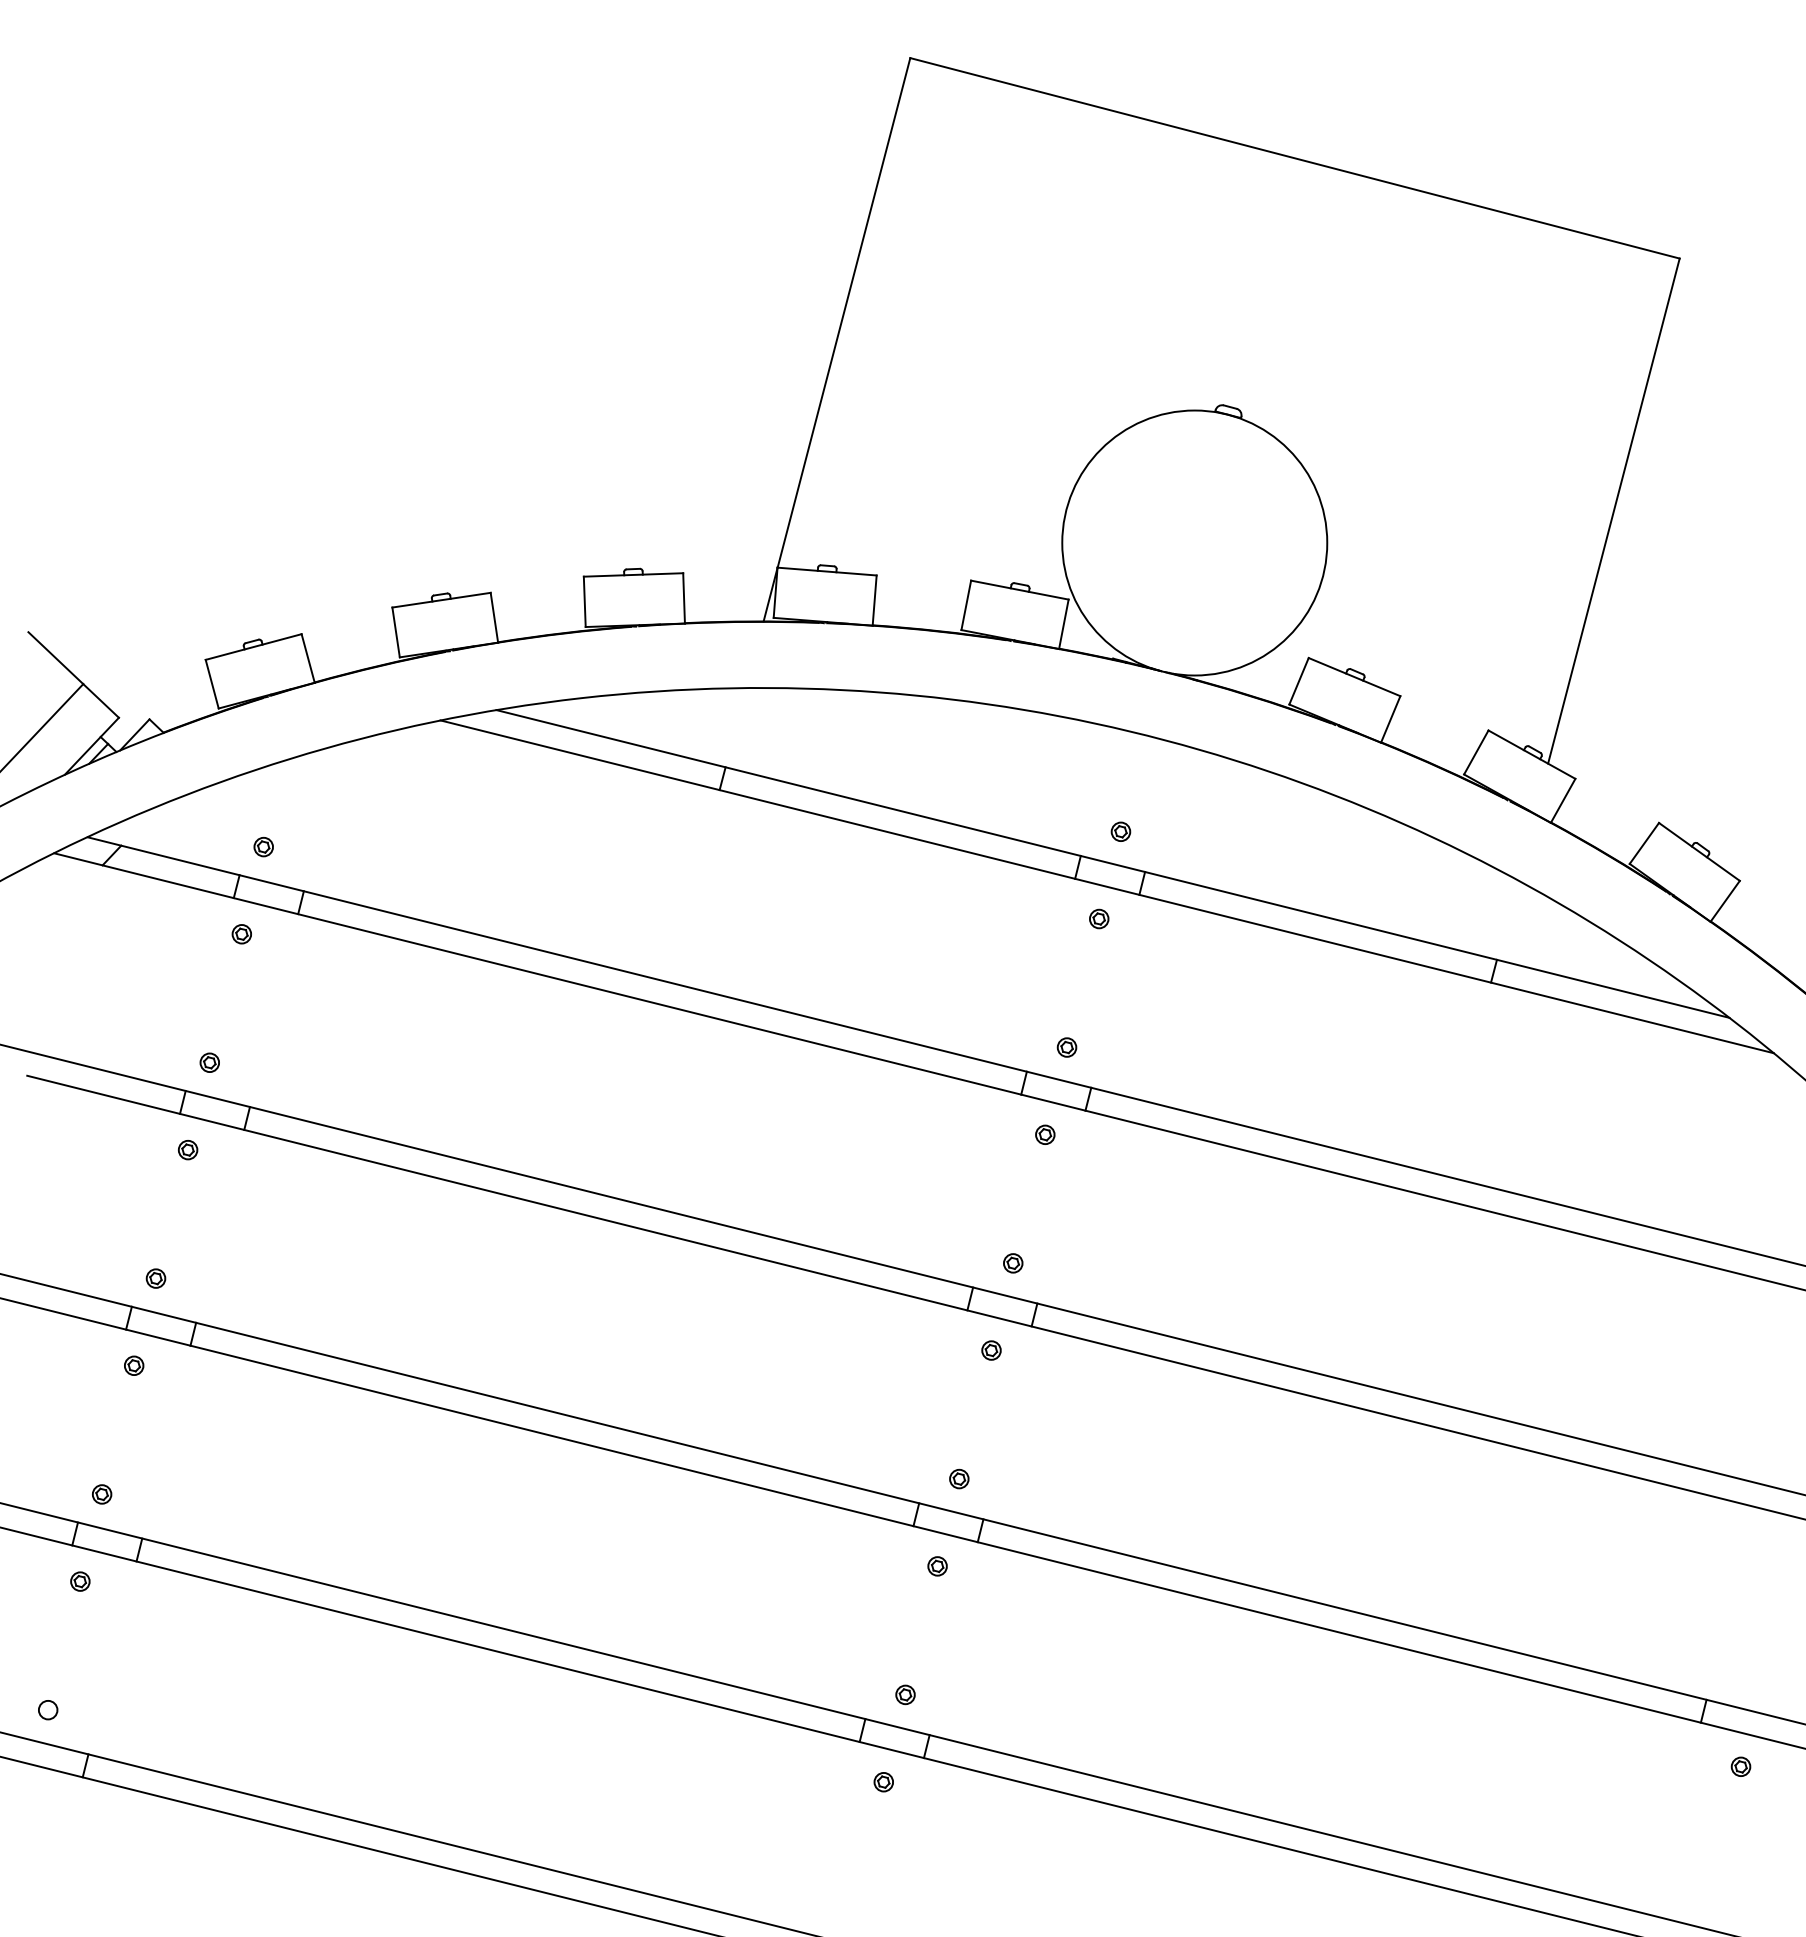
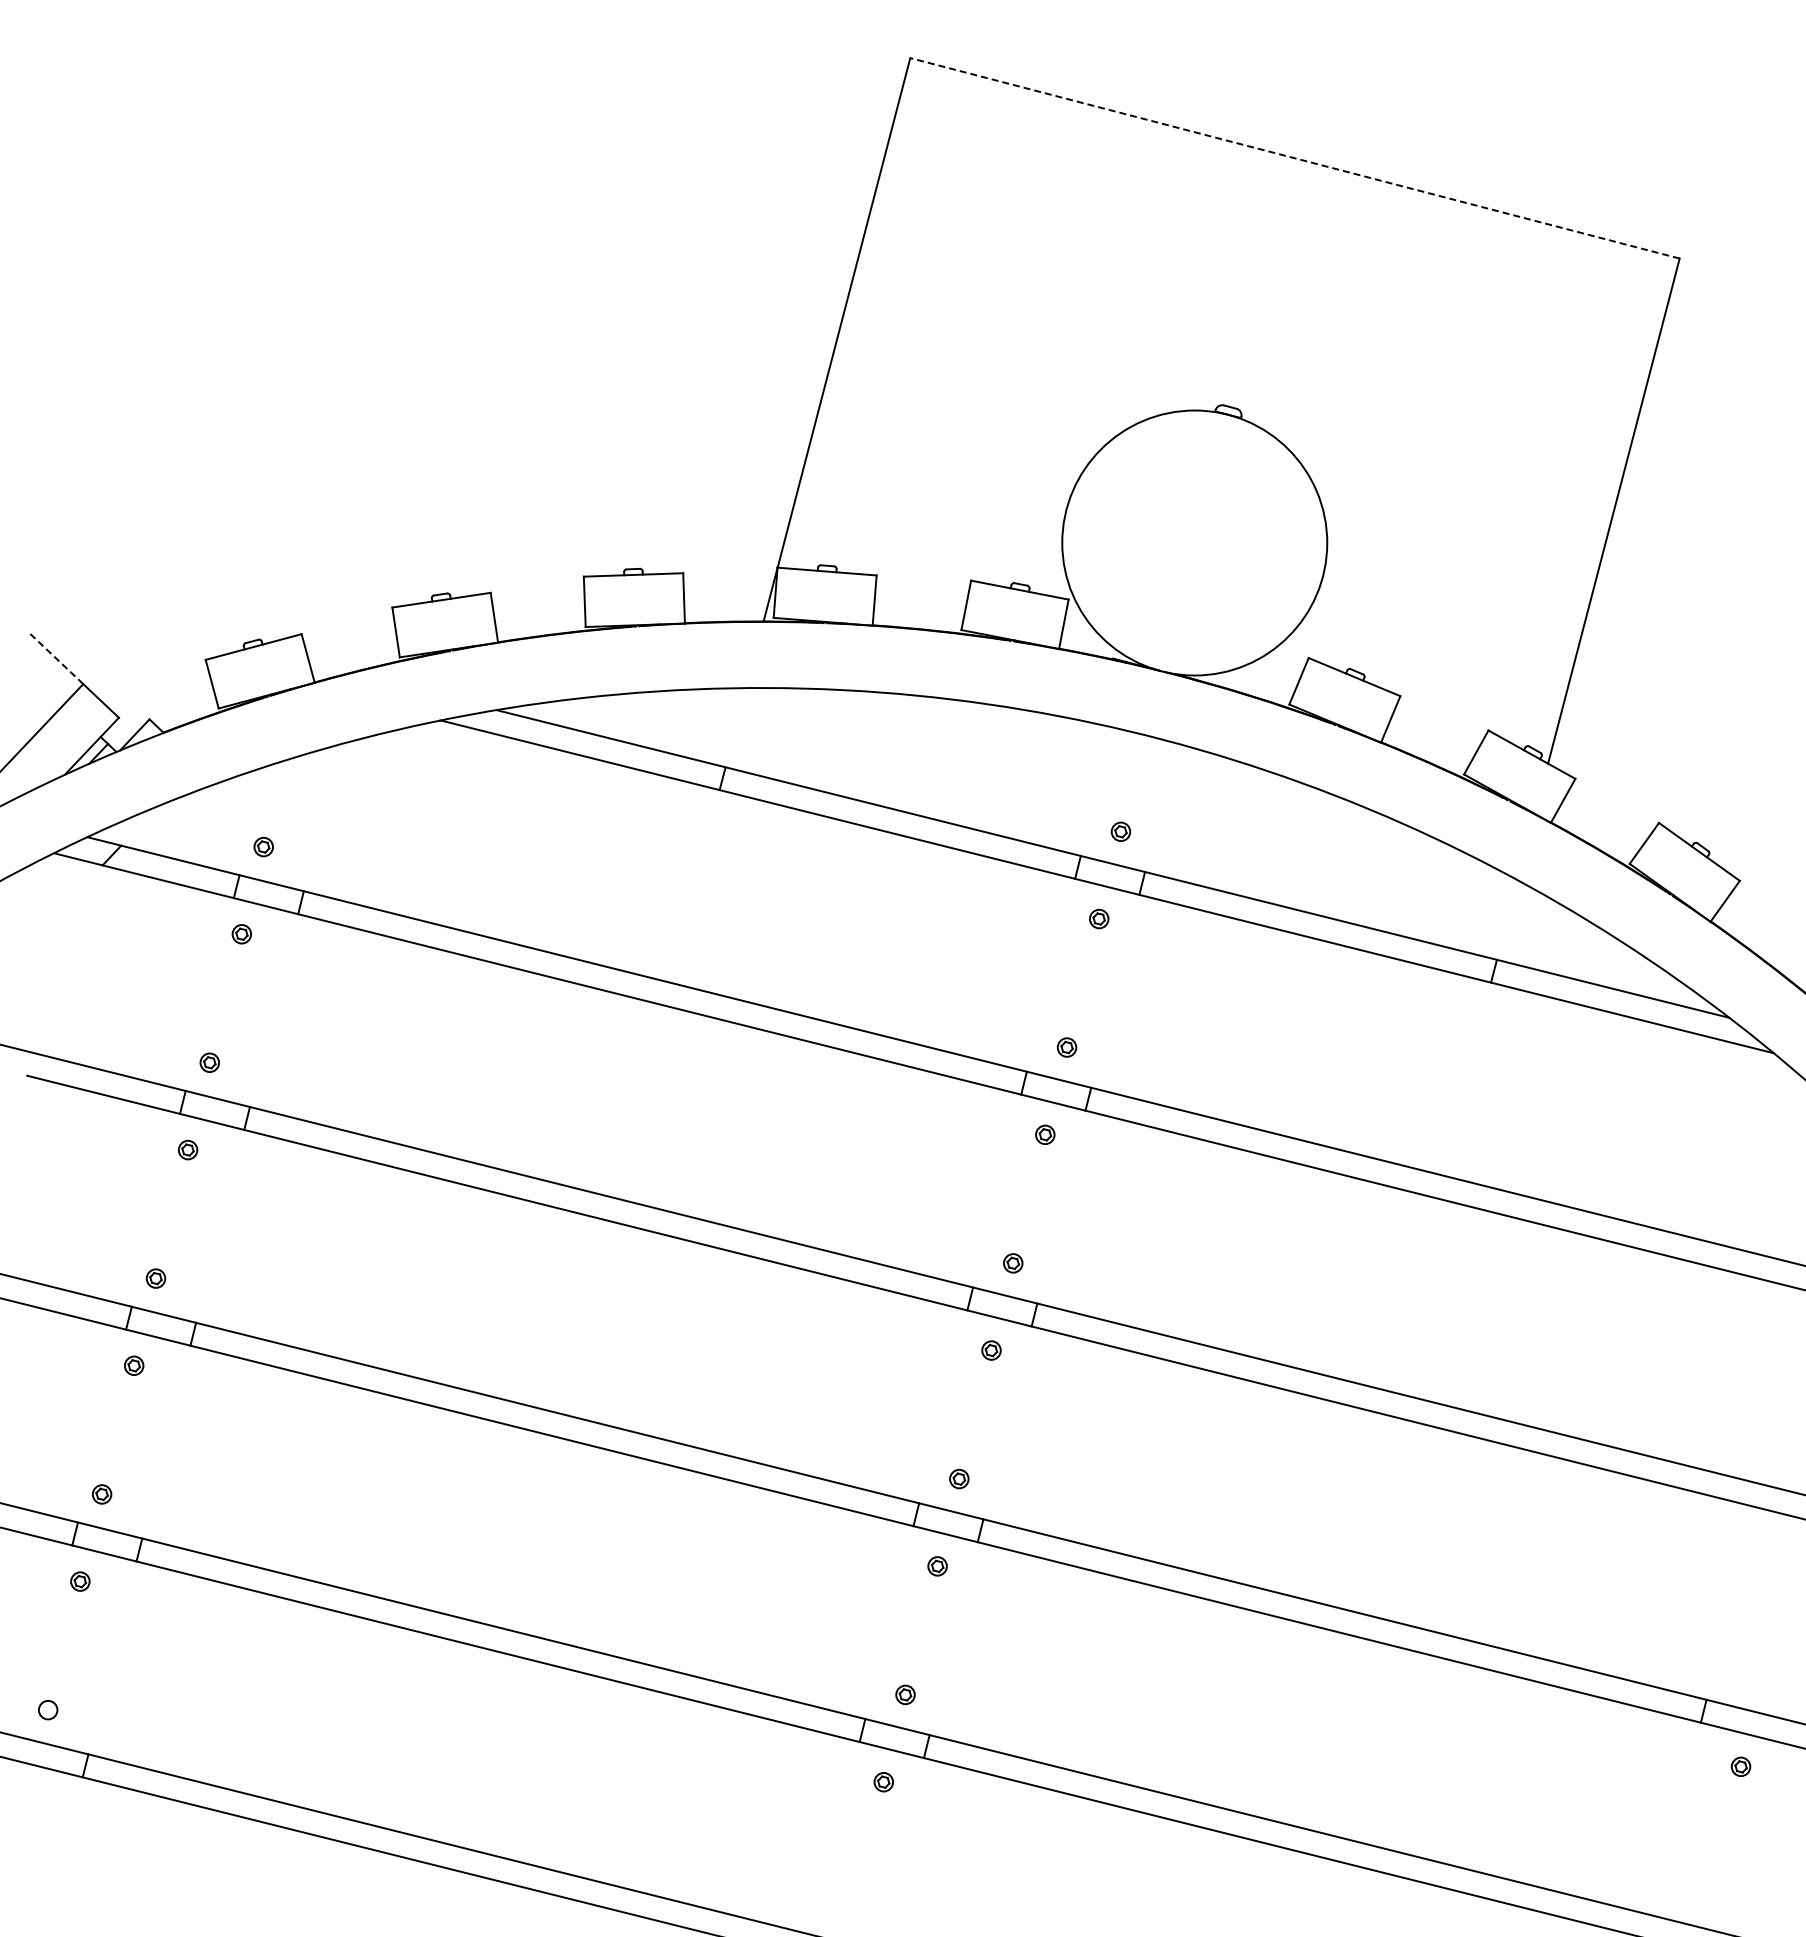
line: solid -> dashed (1295, 158)
line: solid -> dashed (55, 658)
